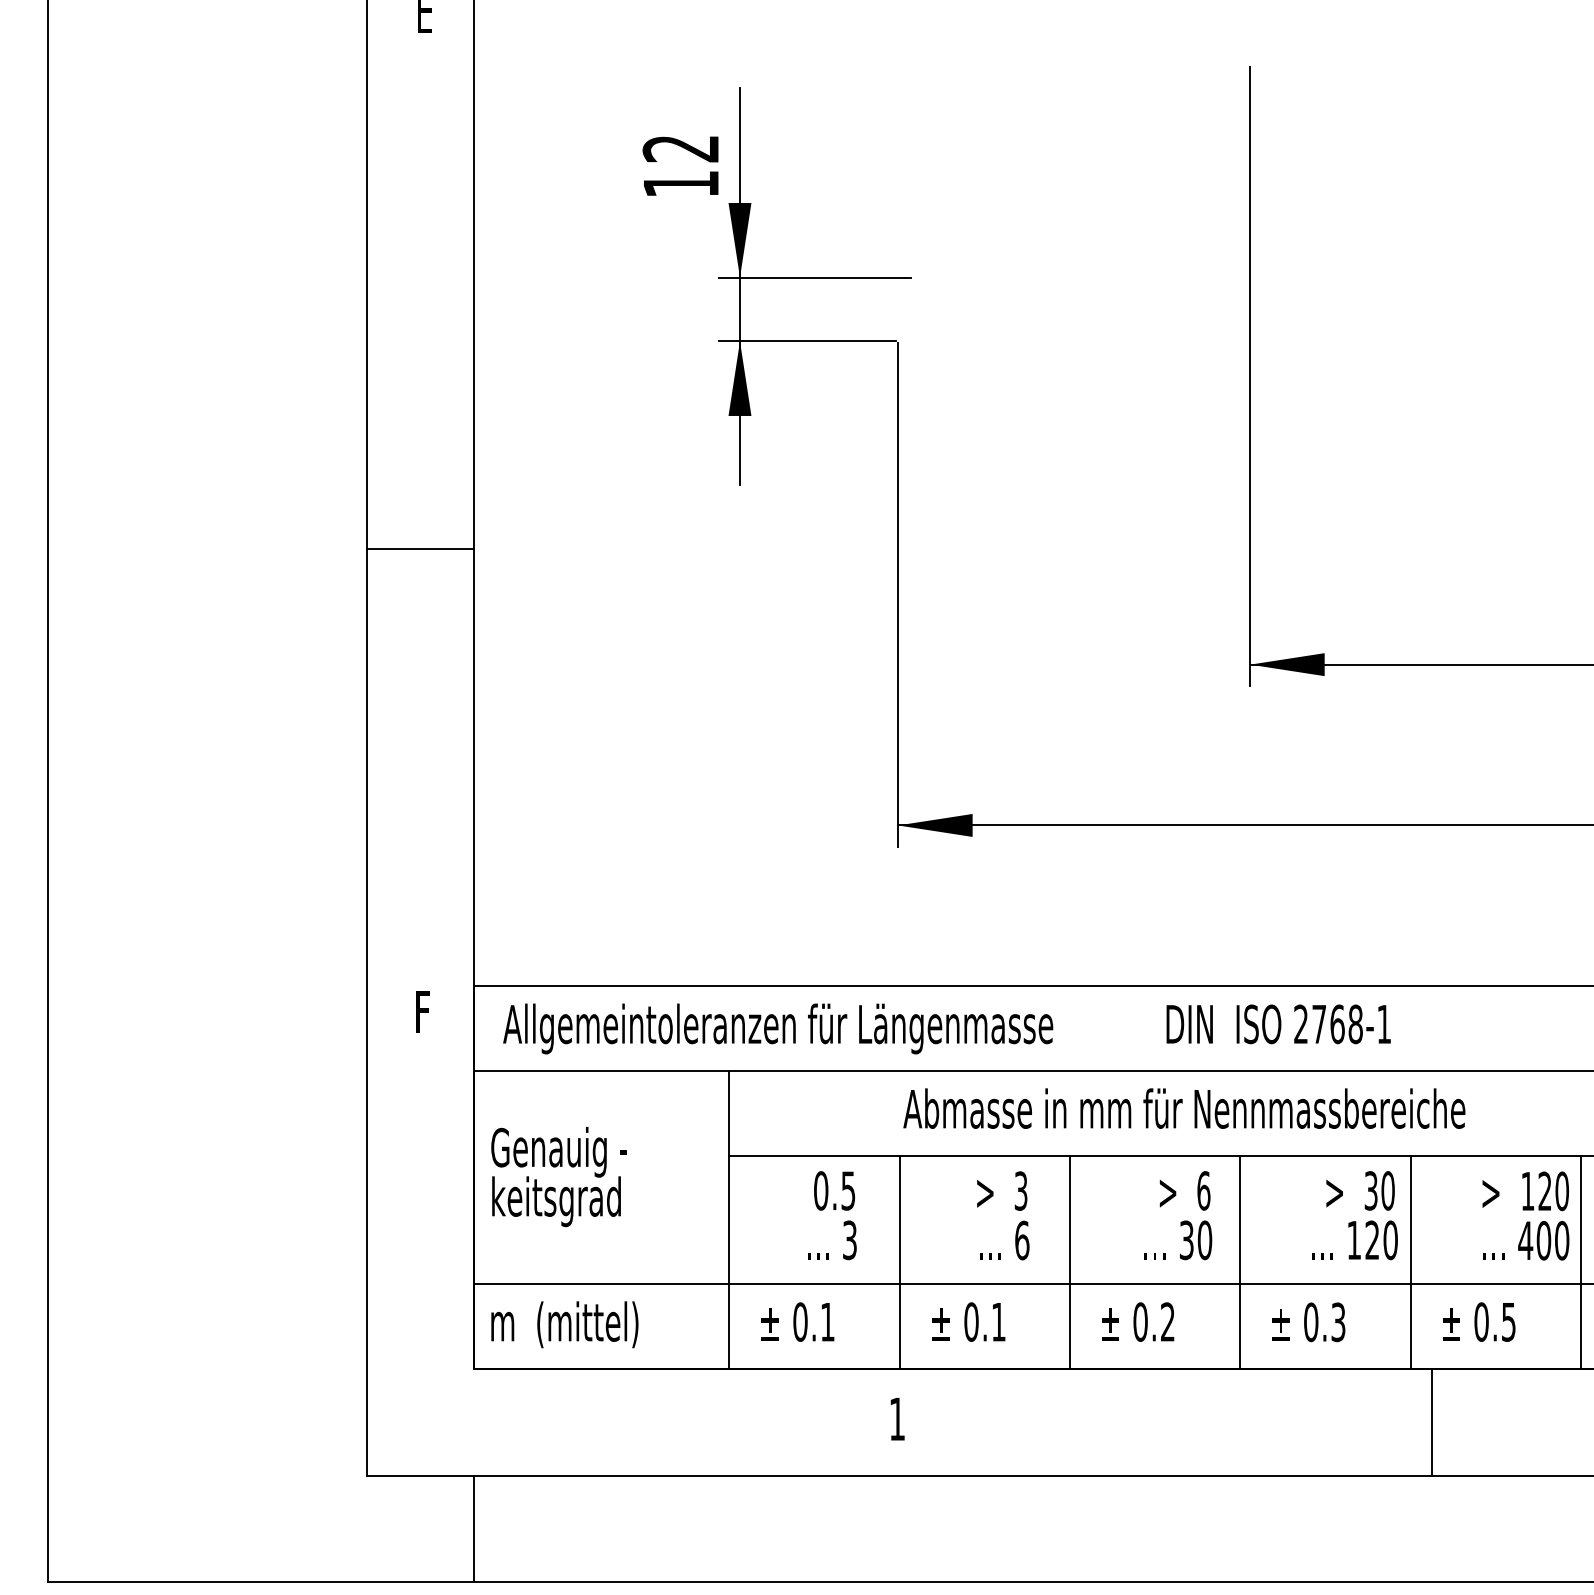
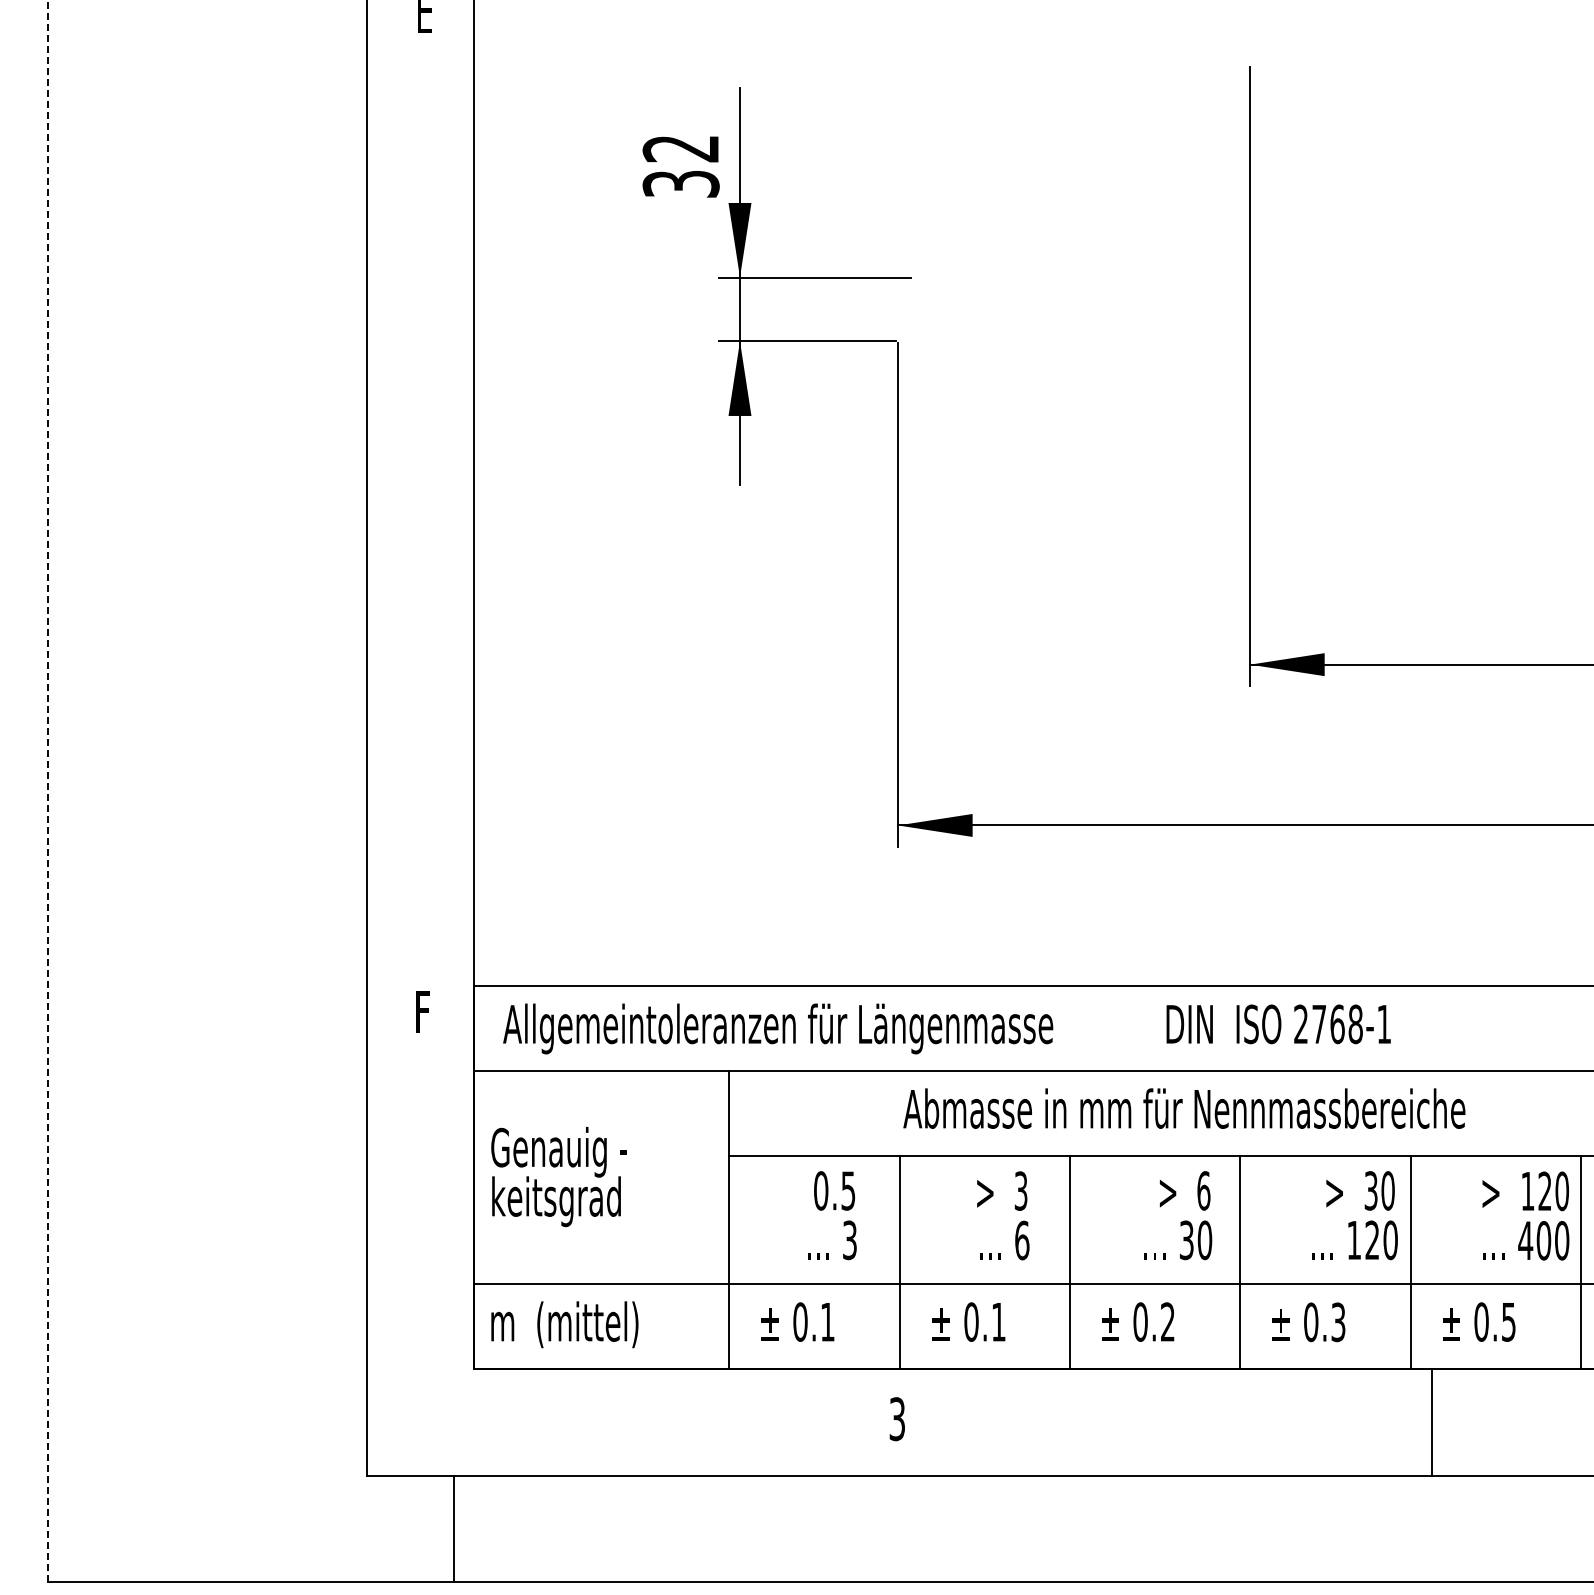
text: 12 -> 32 (680, 184)
line: present -> none (420, 549)
line: solid -> dashed (47, 791)
text: 1 -> 3 (896, 1419)
line position: (473, 1528) -> (453, 1528) (453, 1528)
